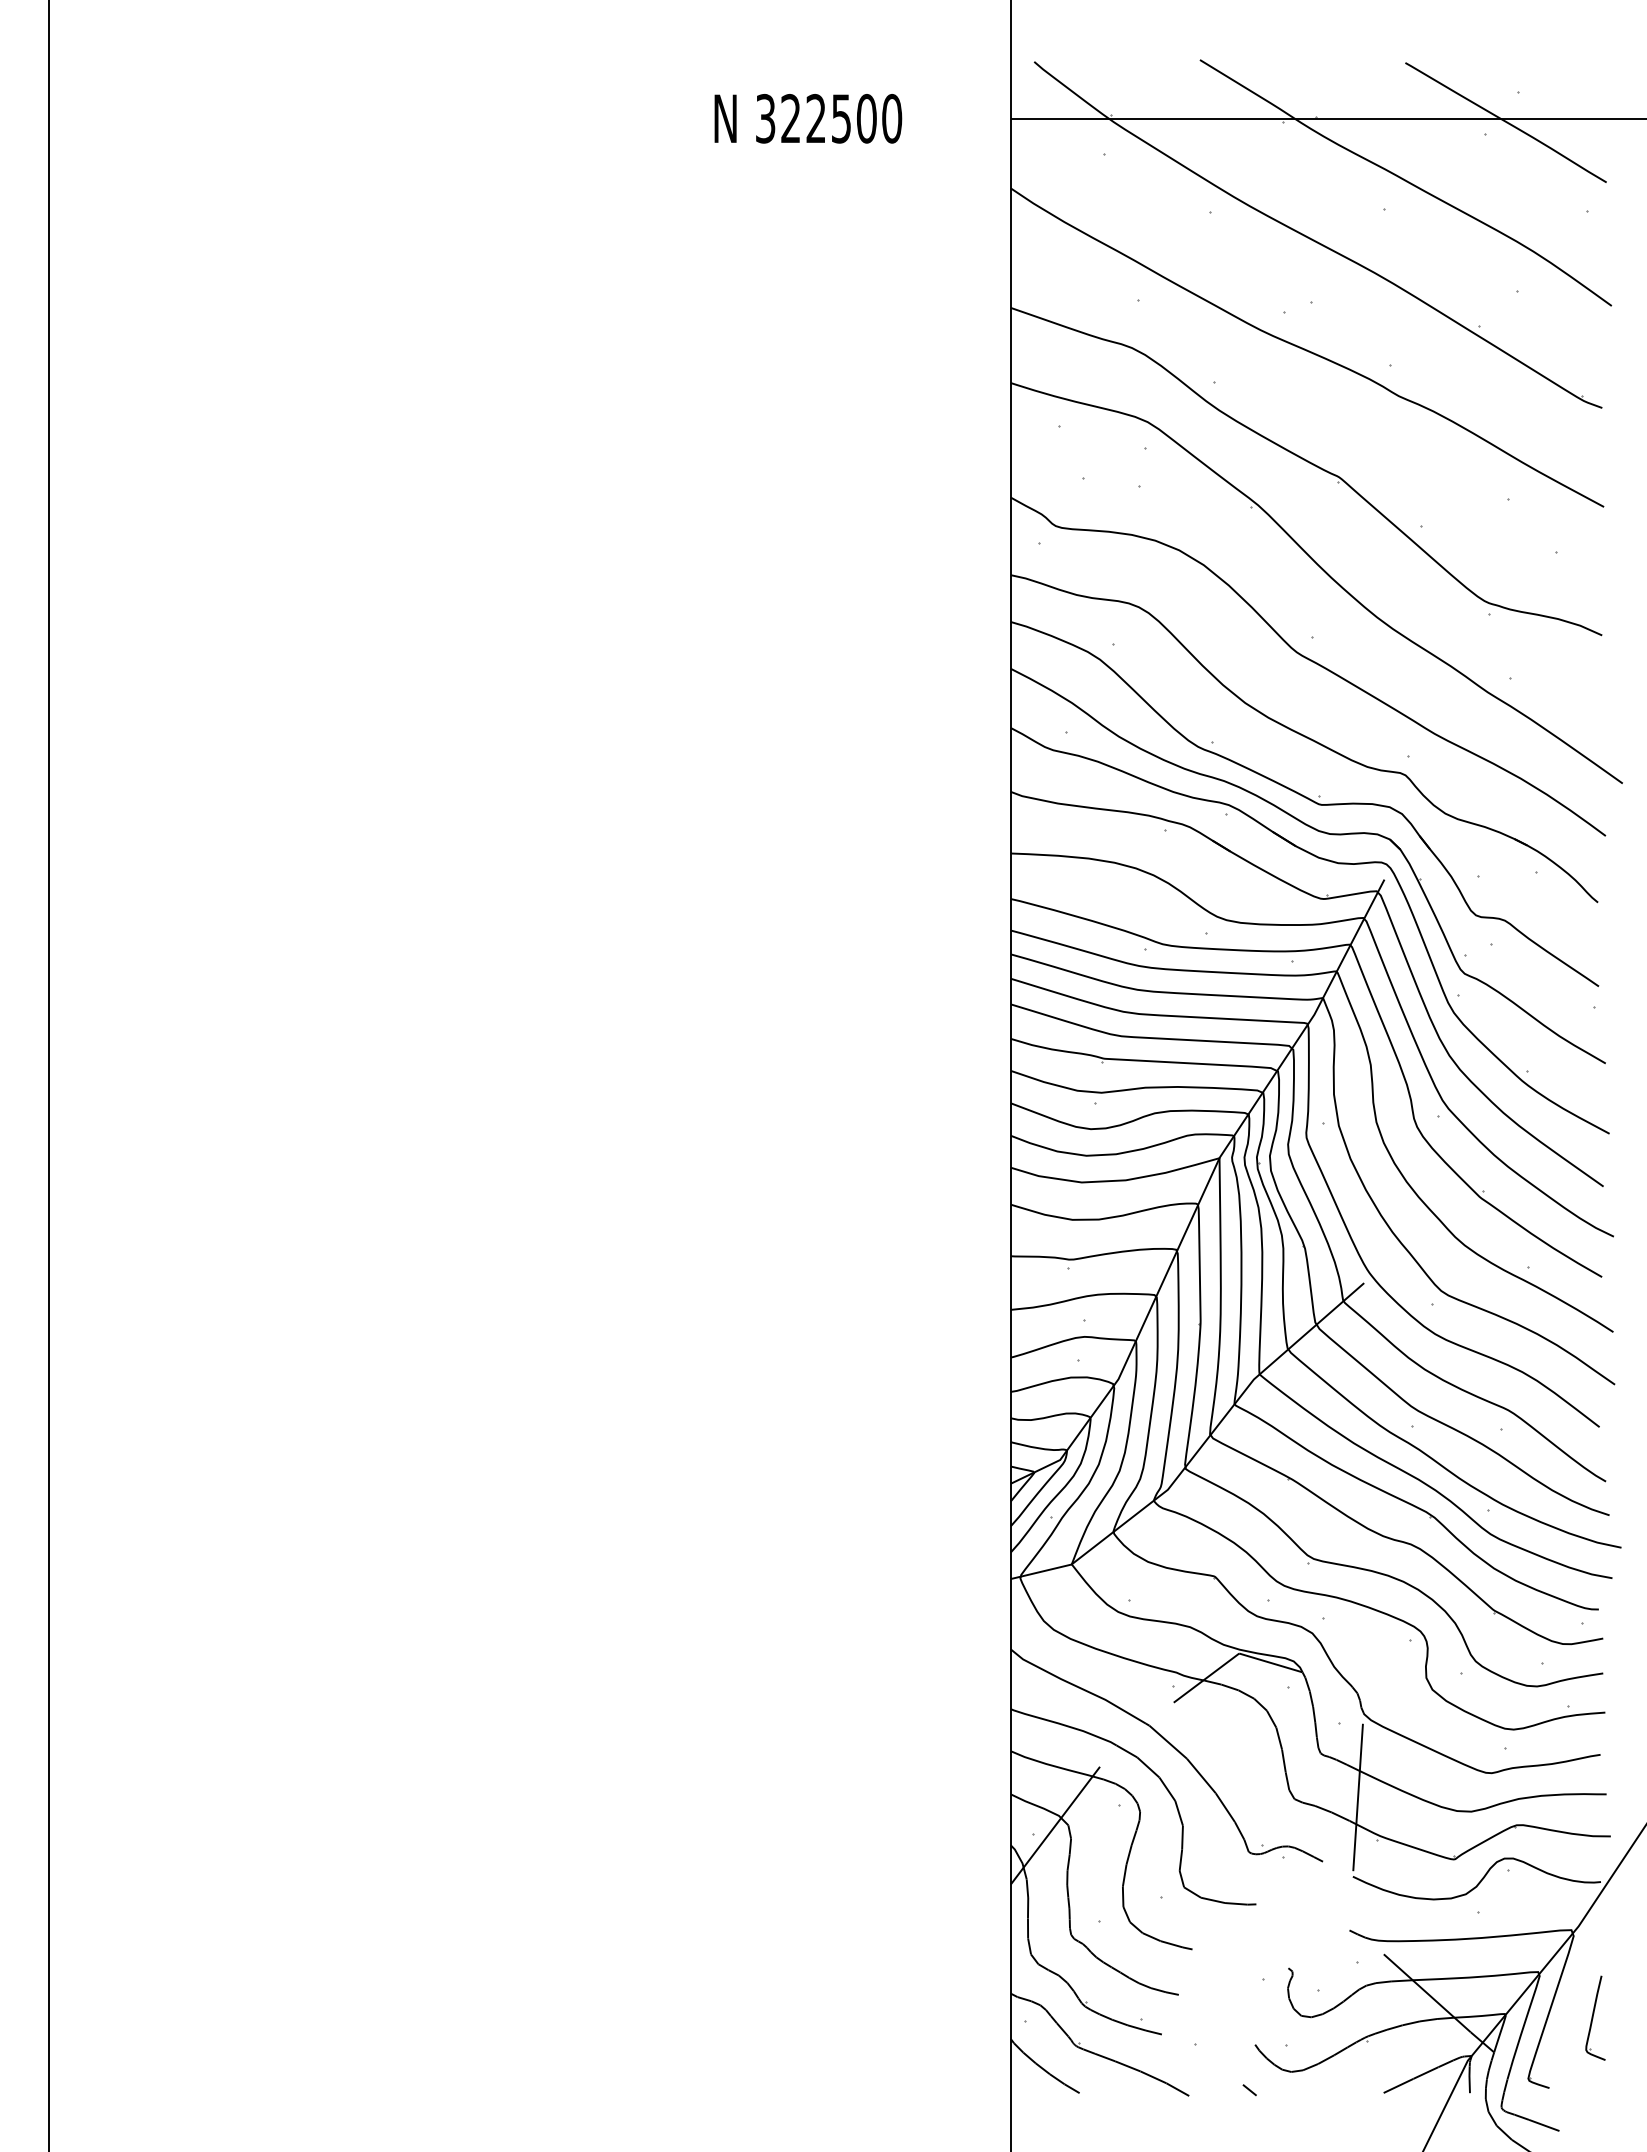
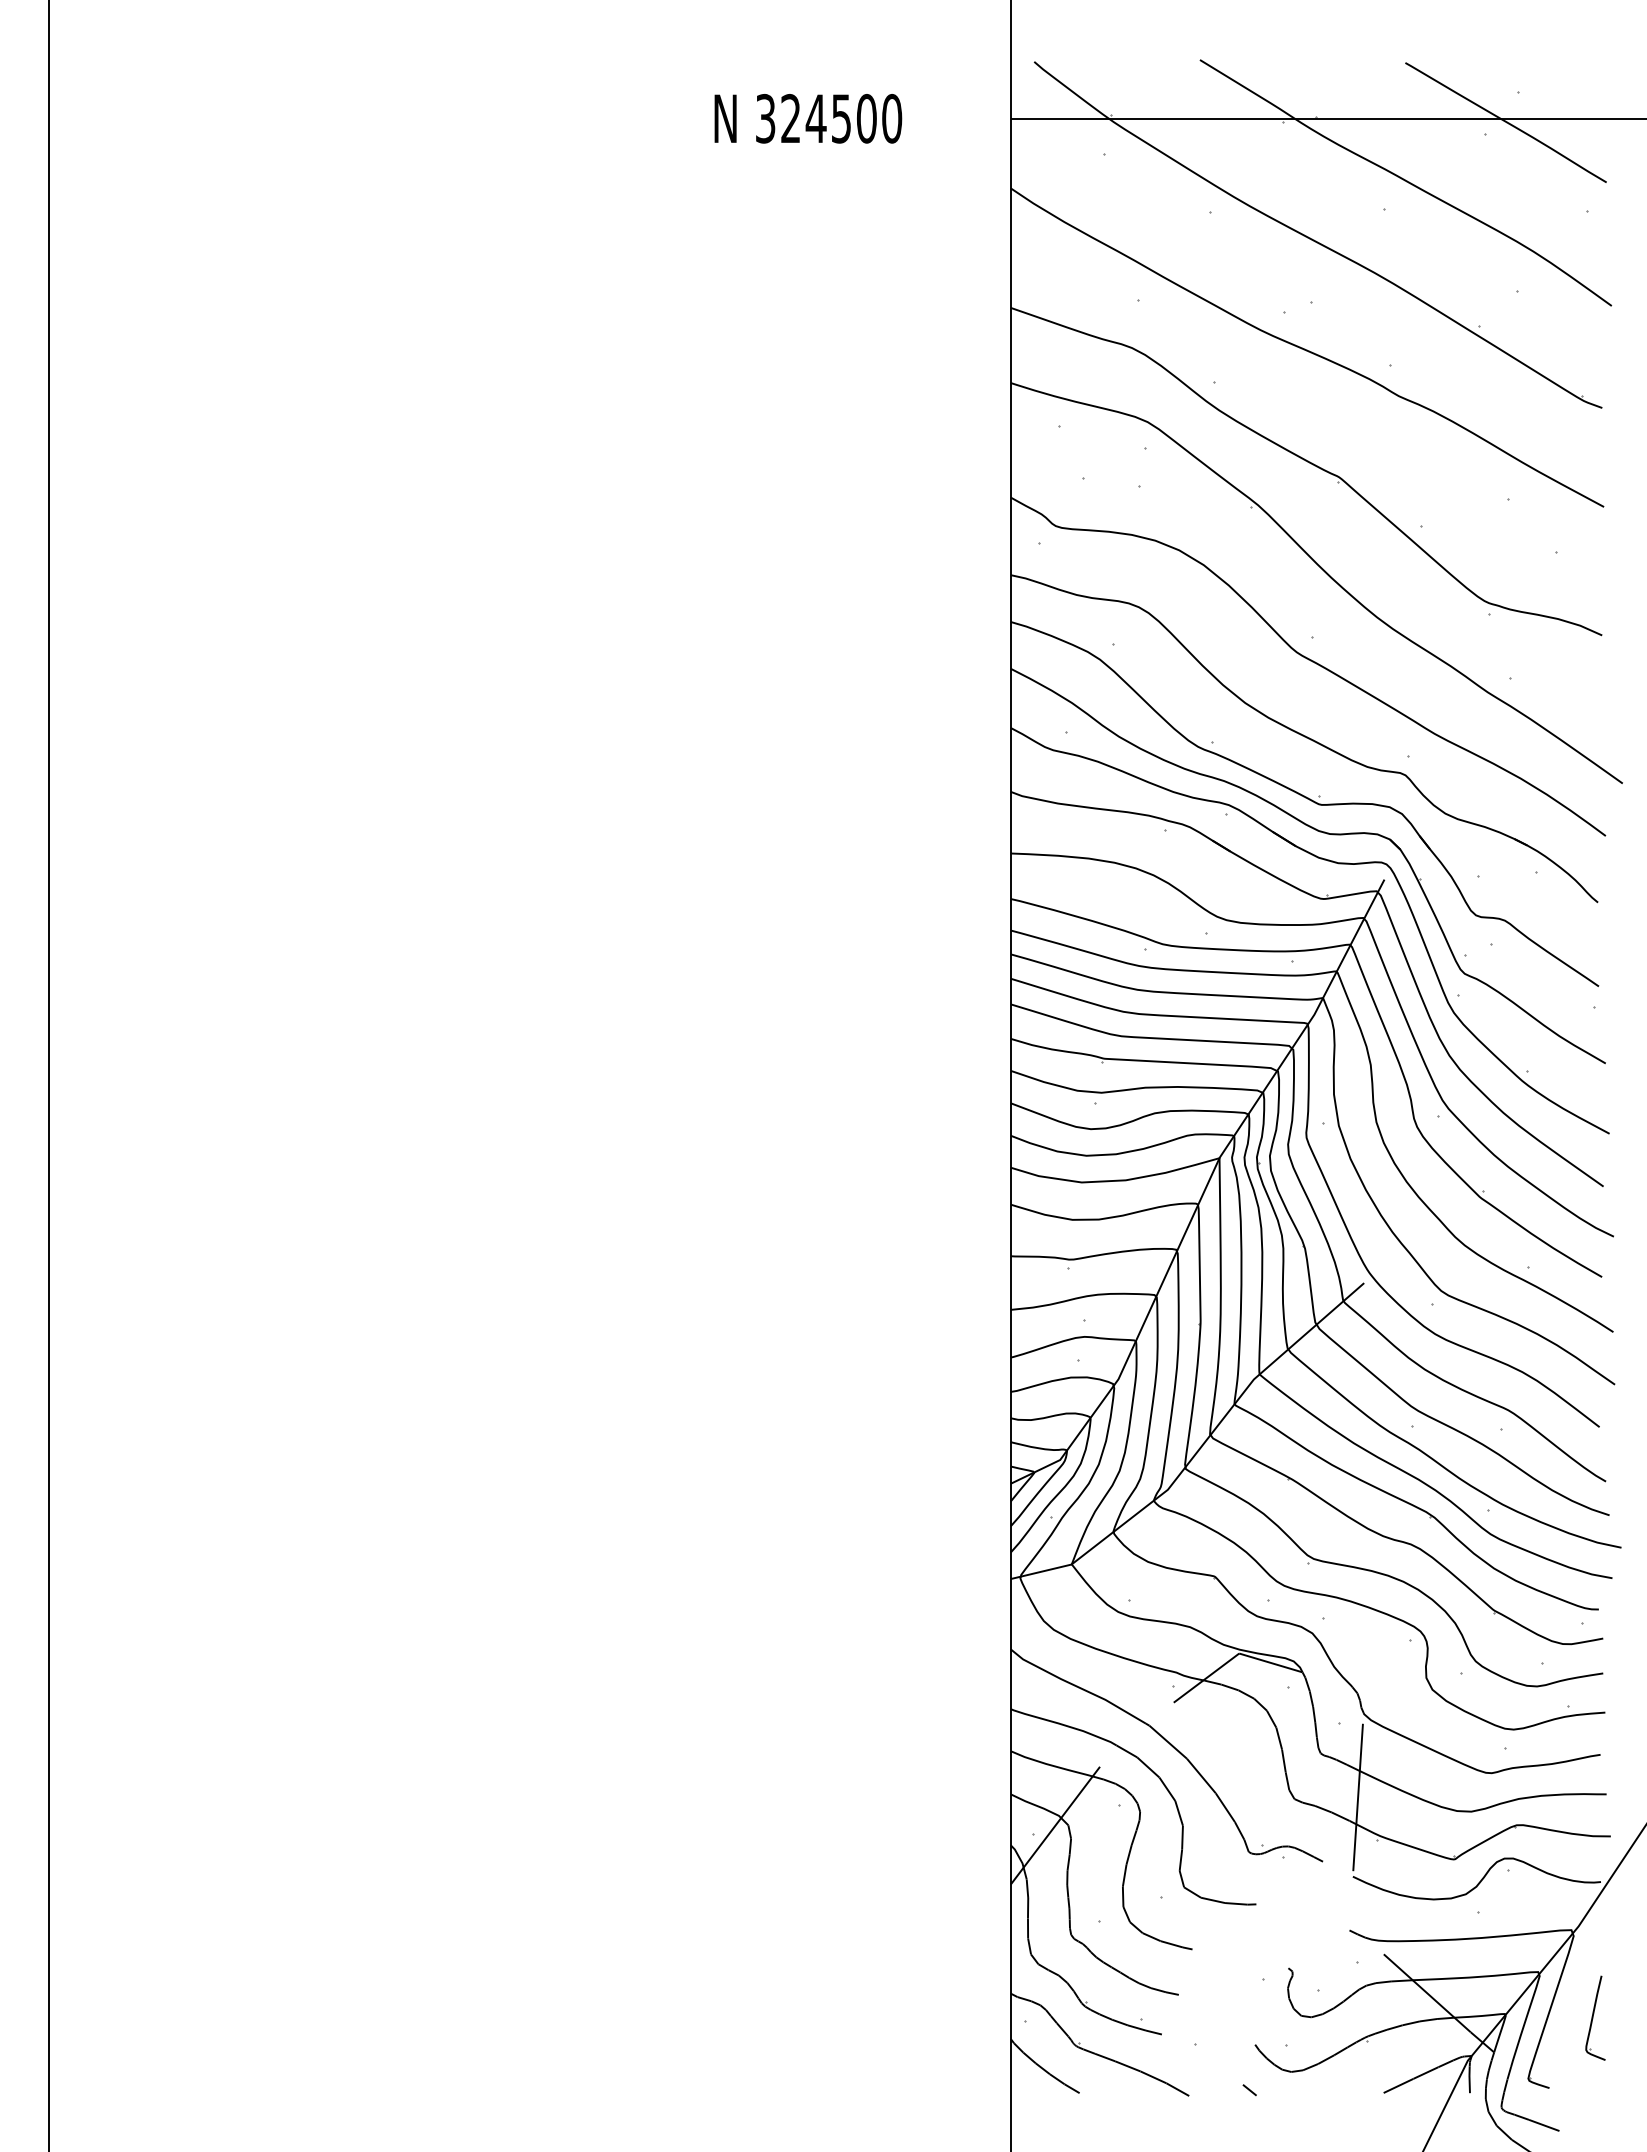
text: 322500 -> 324500 (815, 117)
